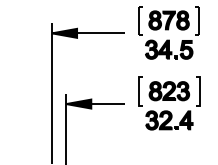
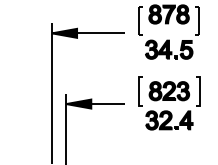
part position: (168, 20) -> (168, 14) (168, 14)
